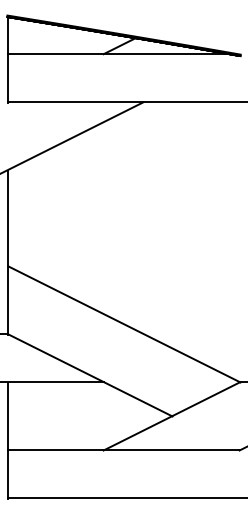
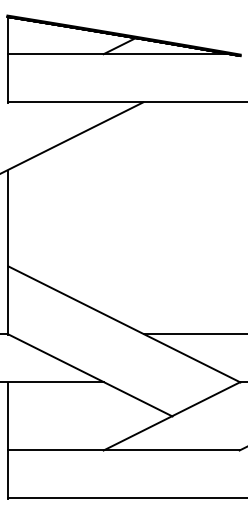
line: none -> present (193, 334)
